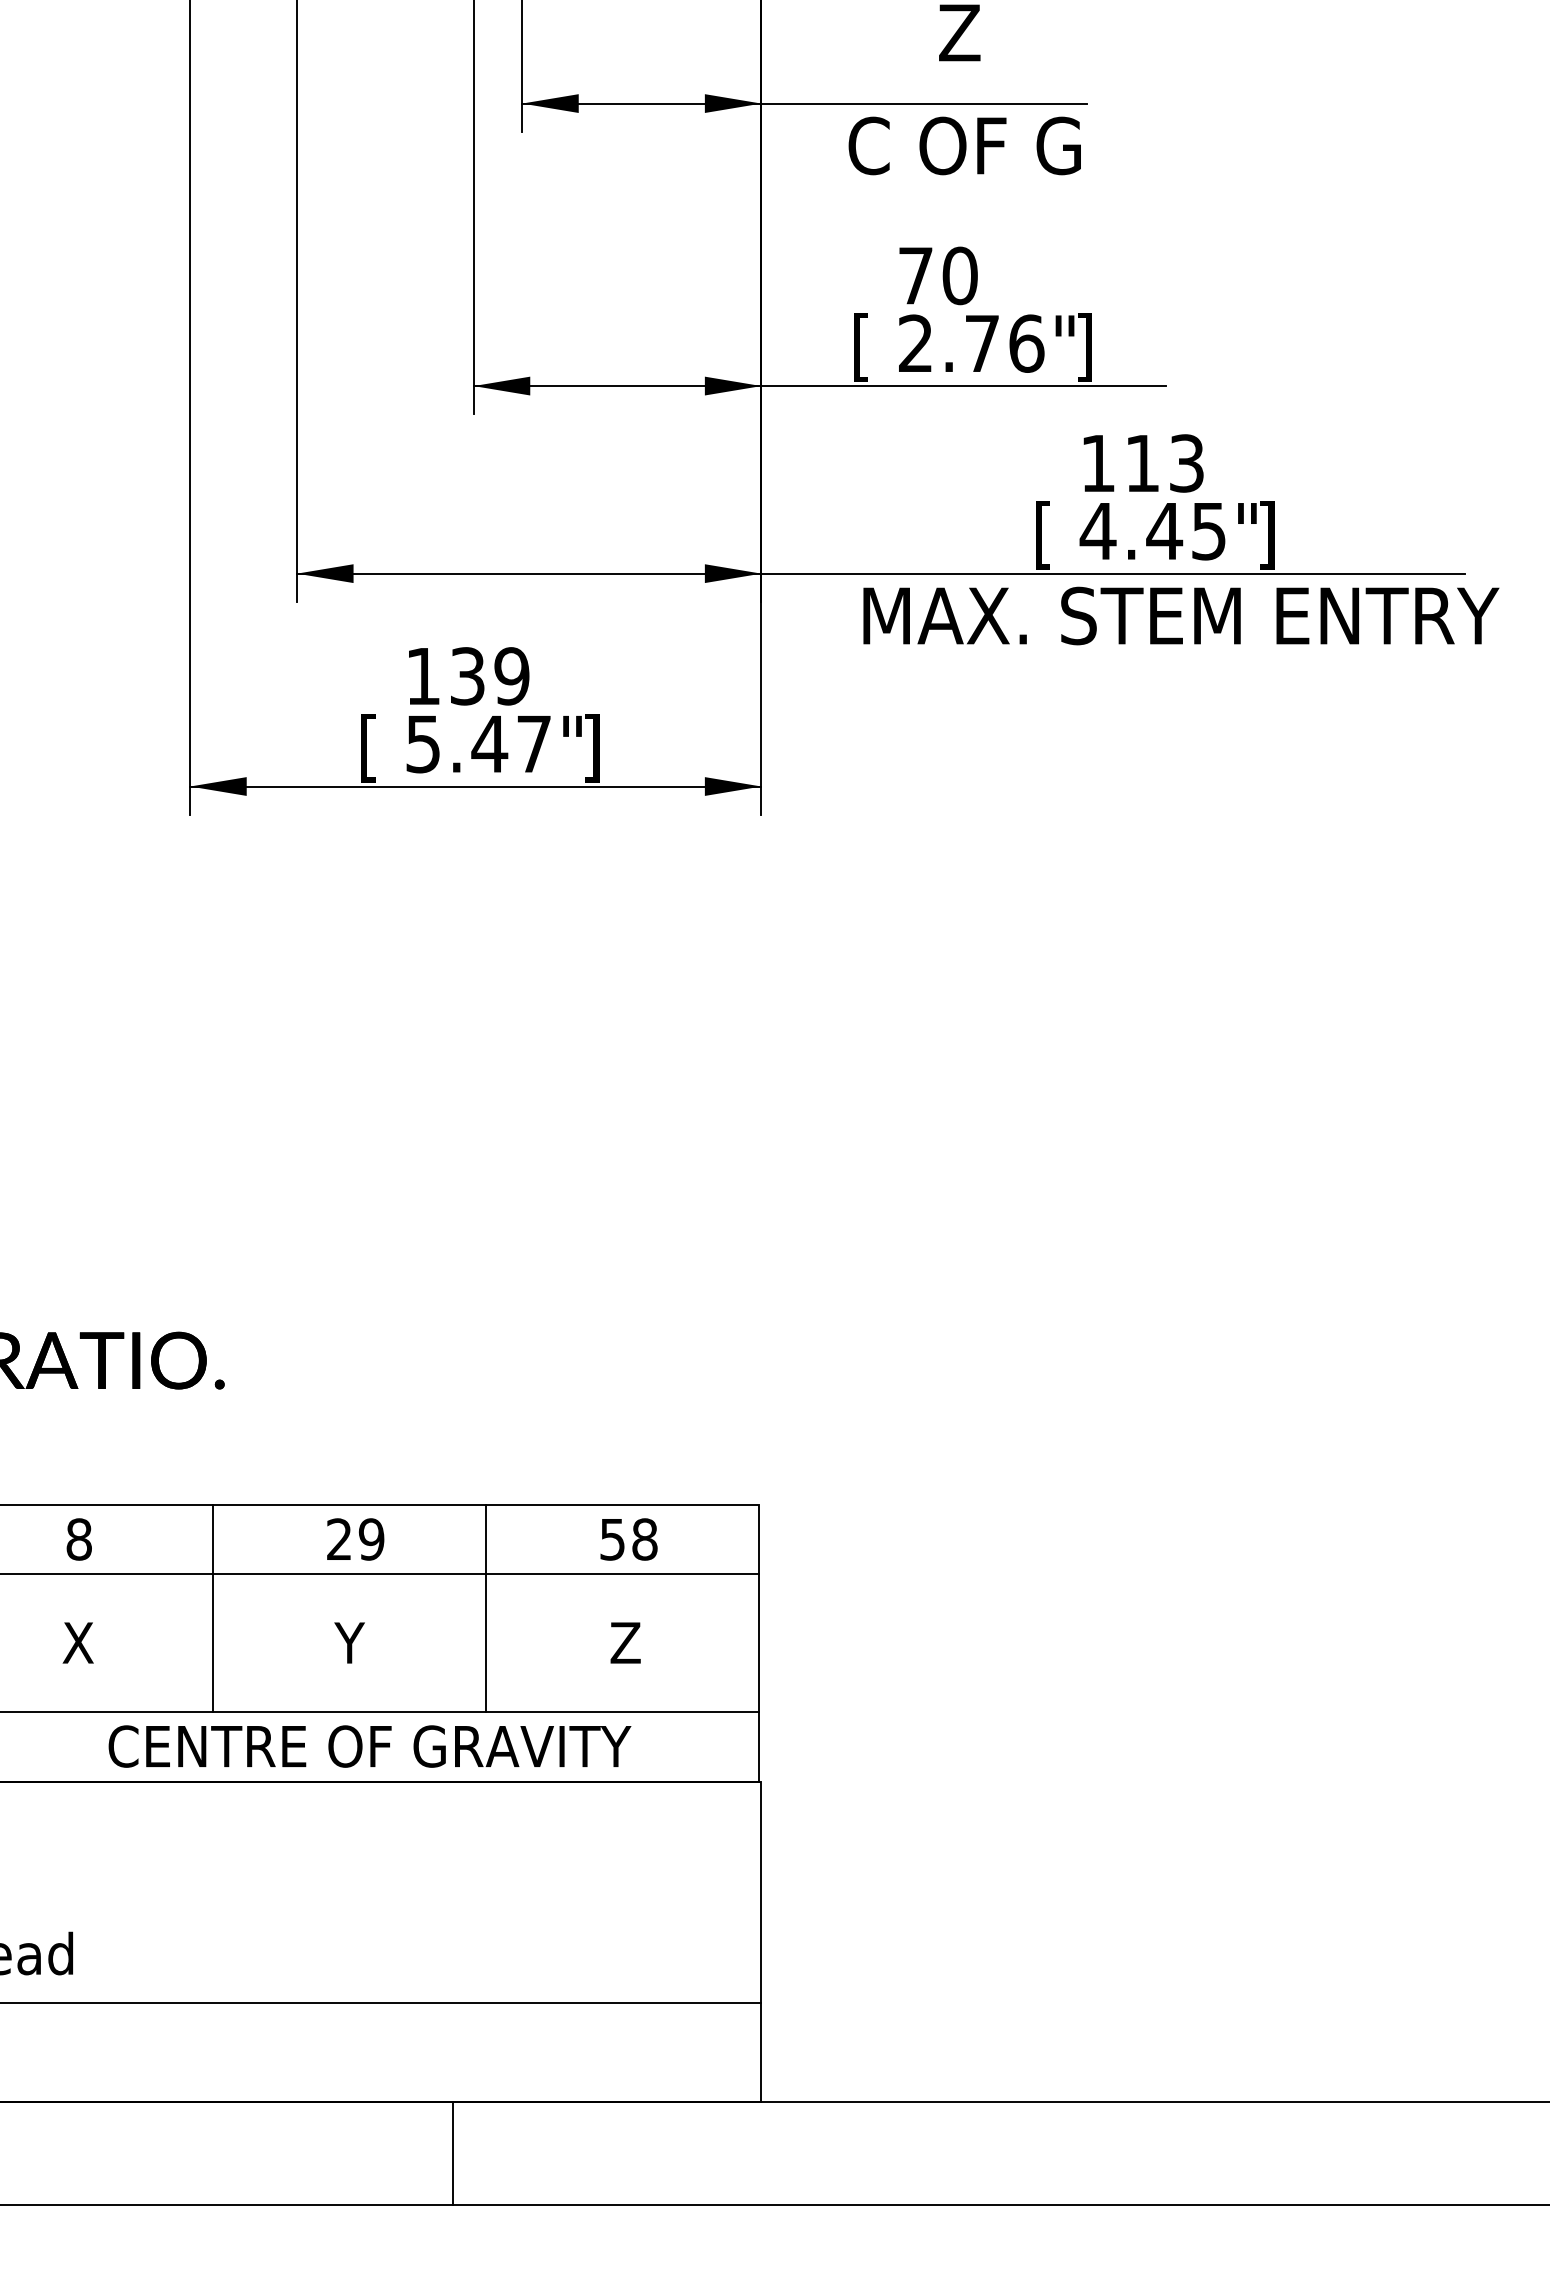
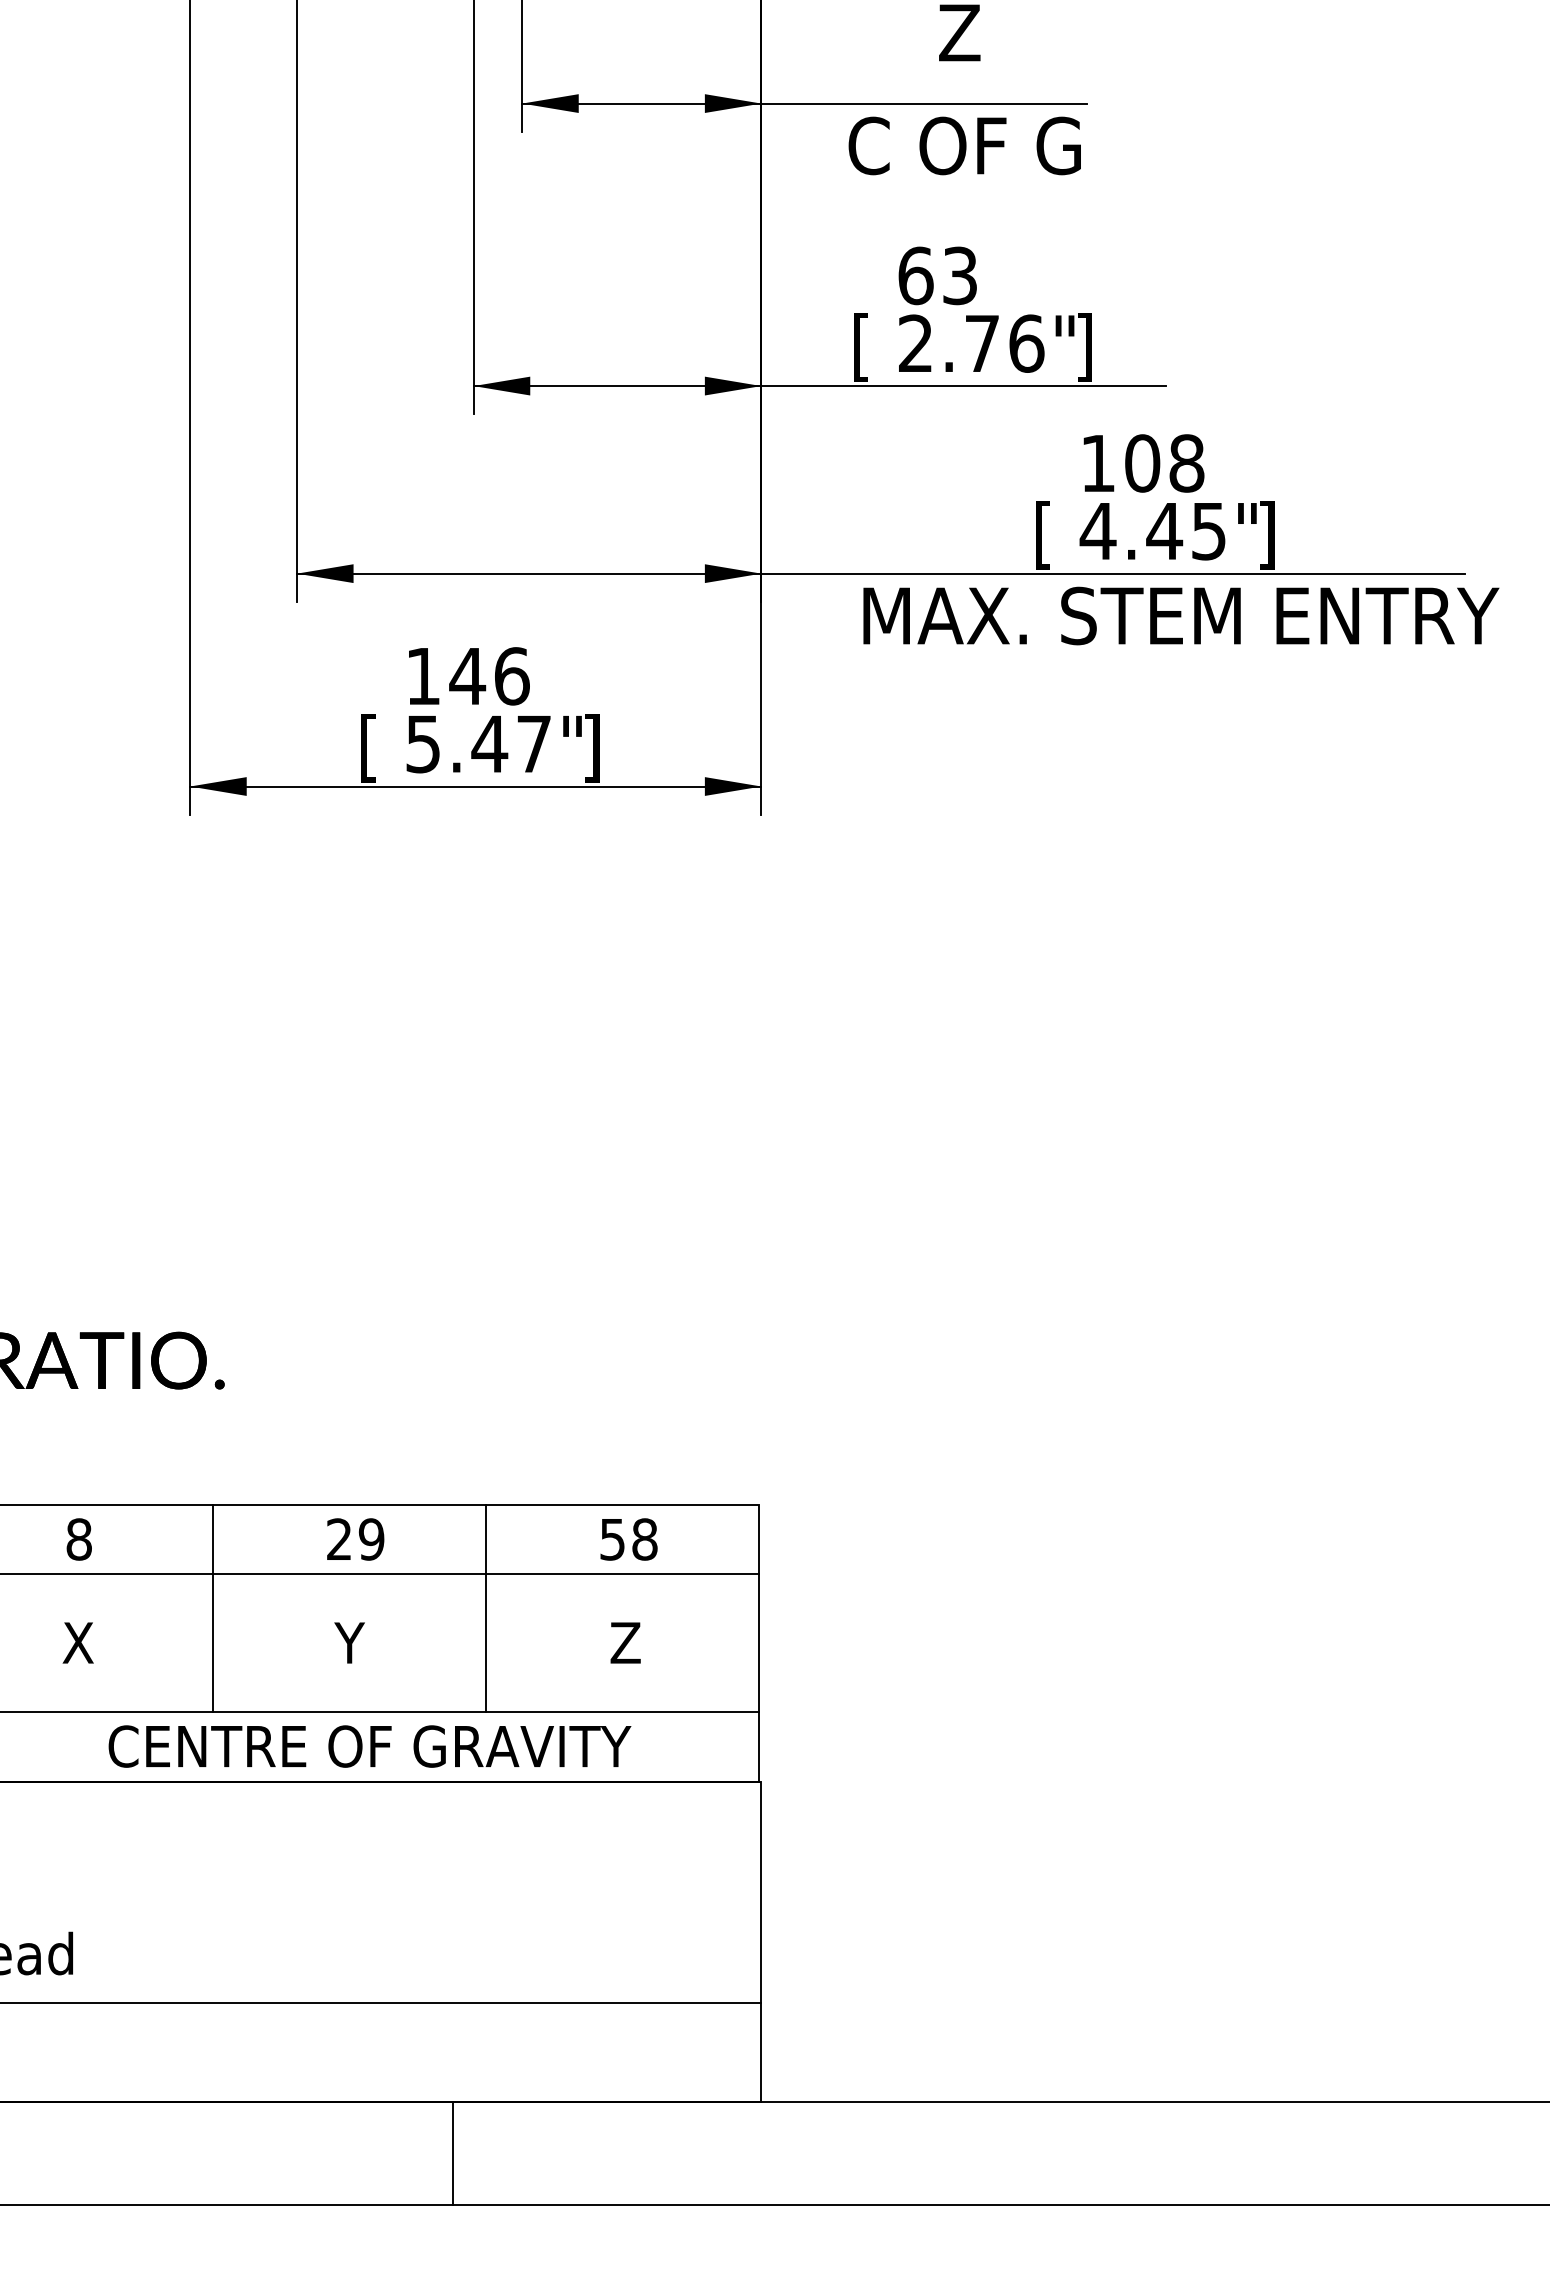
text: 70 -> 63 (937, 275)
text: 113 -> 108 (1164, 463)
text: 139 -> 146 (489, 676)
